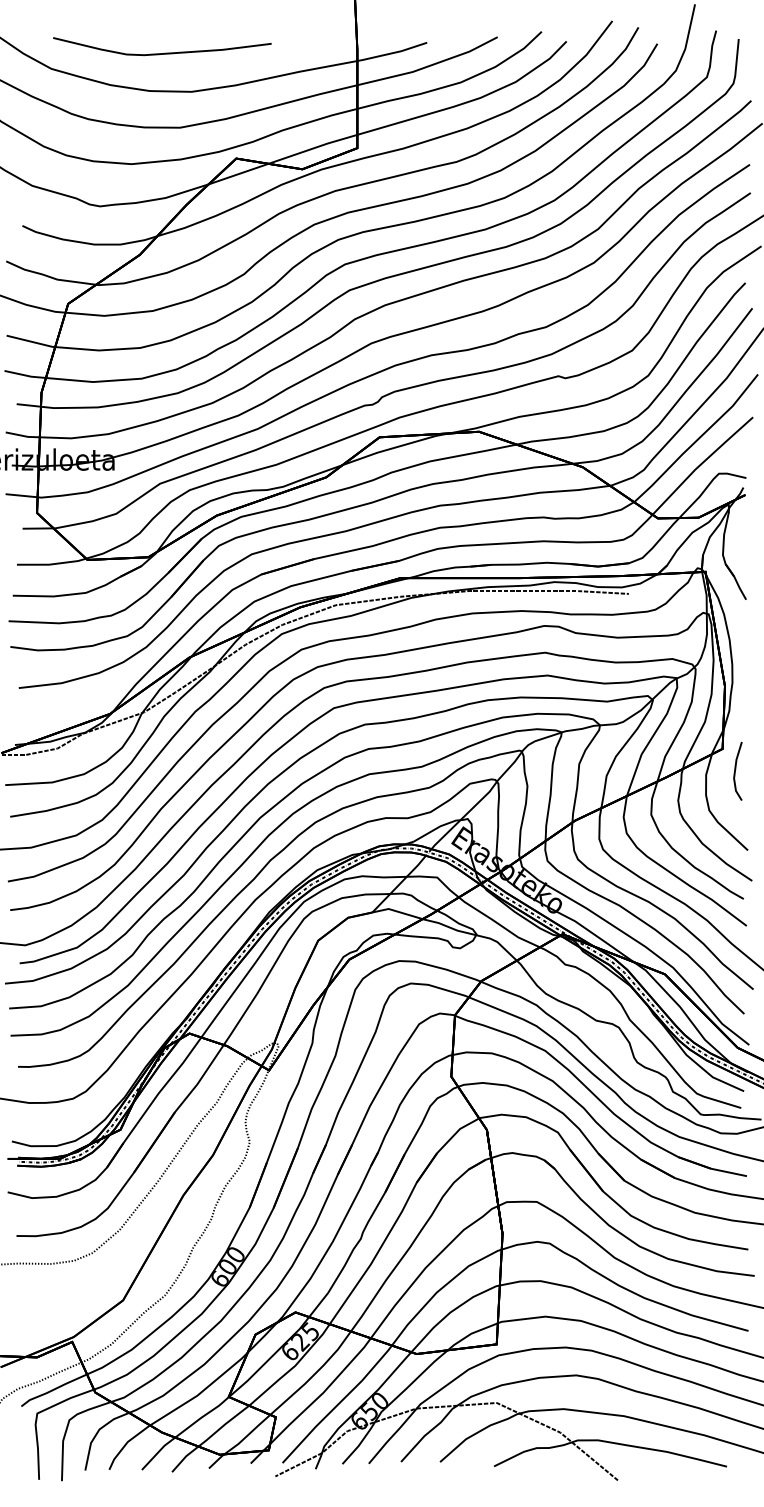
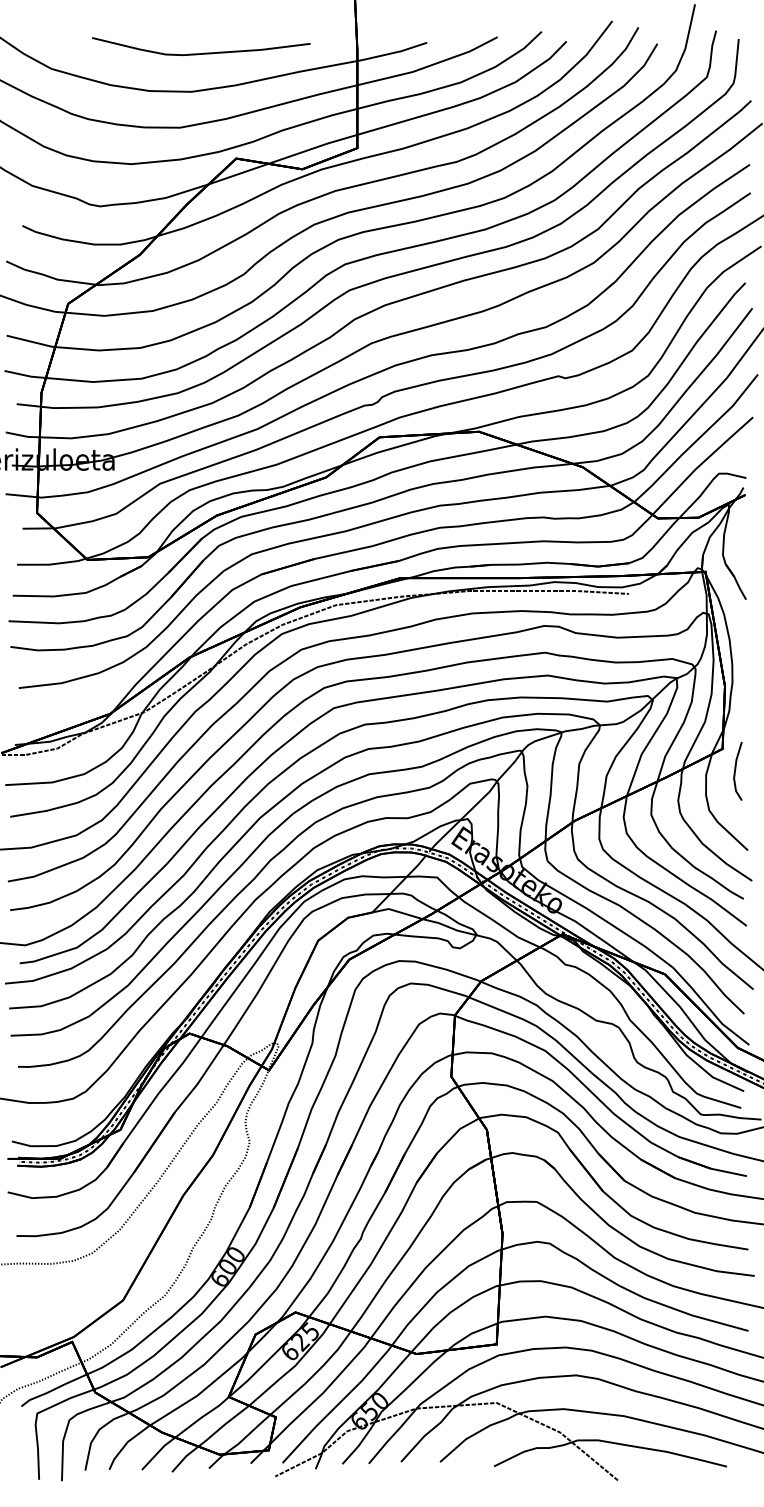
curve position: (164, 52) -> (203, 52) (203, 52)
